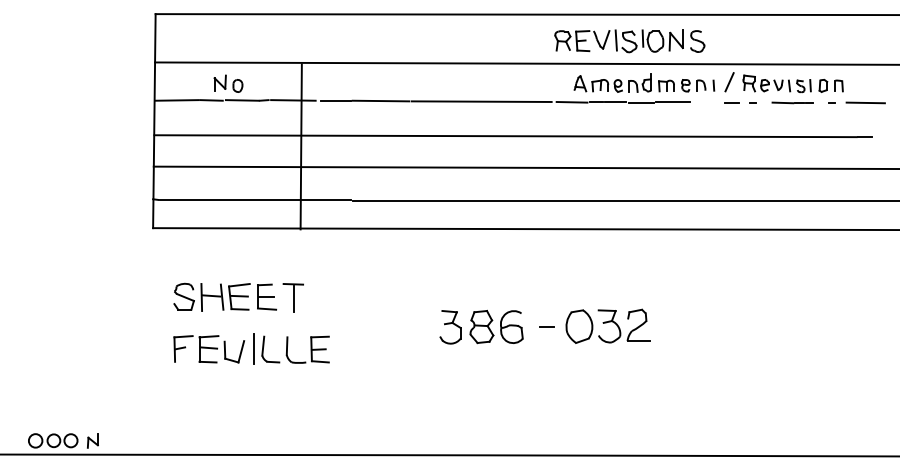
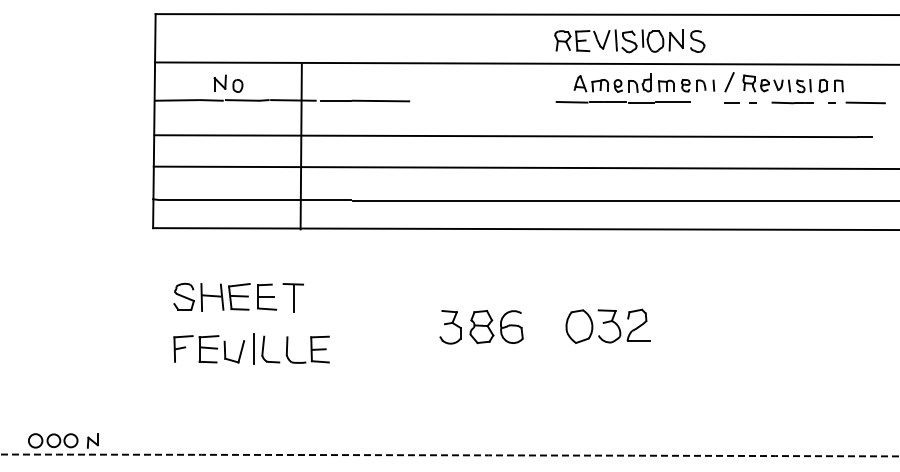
line: present -> none (481, 101)
line: present -> none (546, 326)
arc: solid -> dashed (450, 455)
